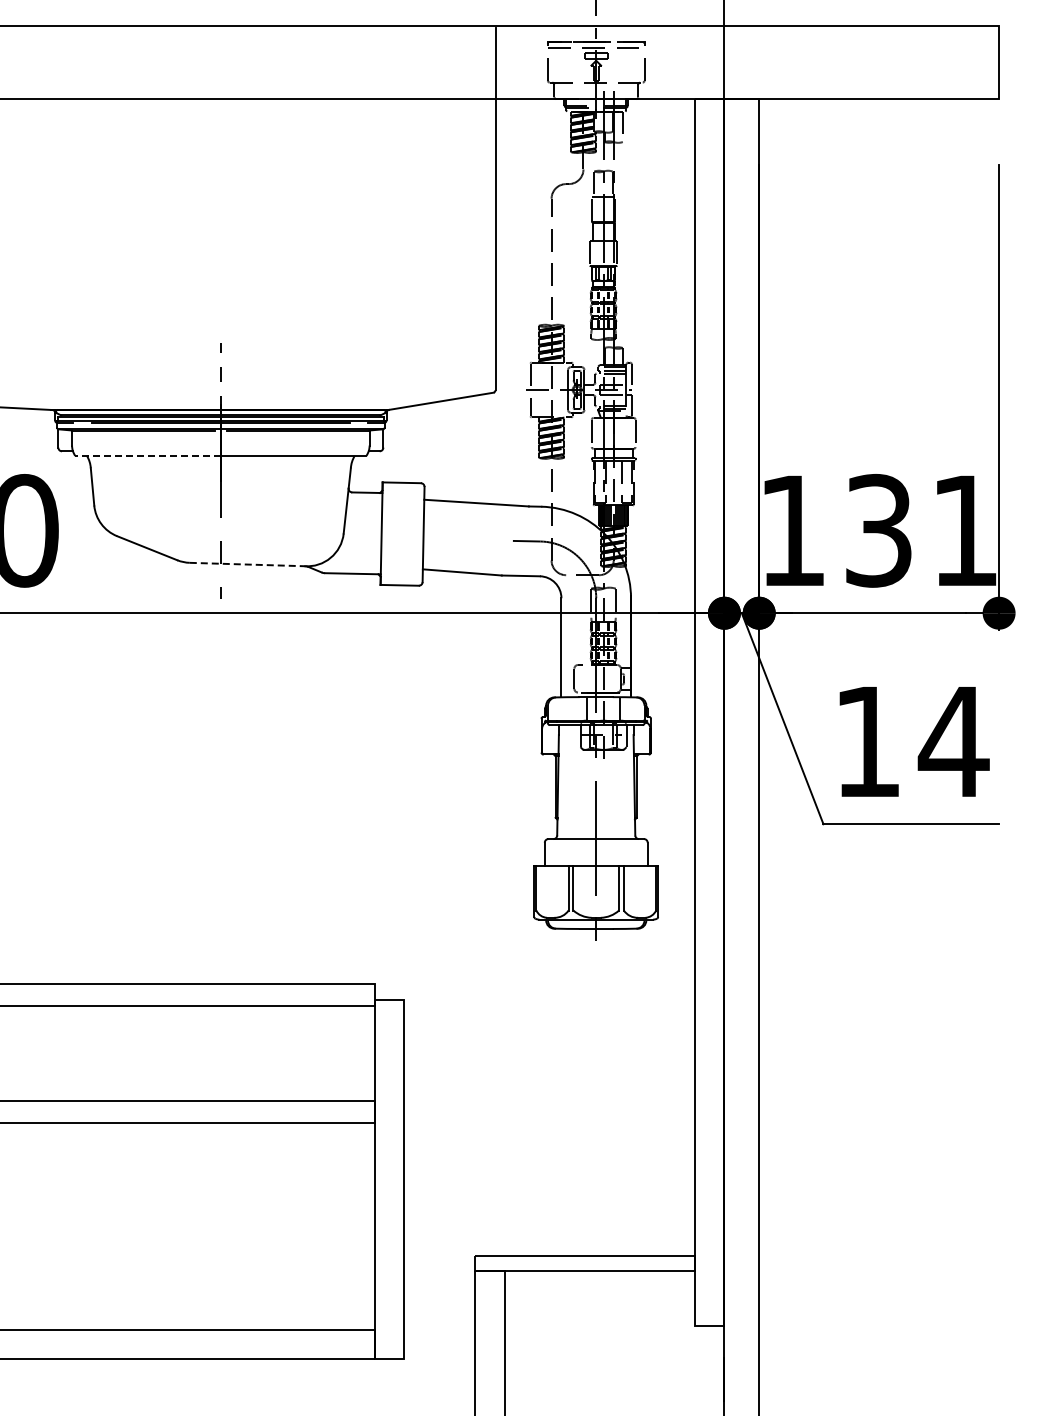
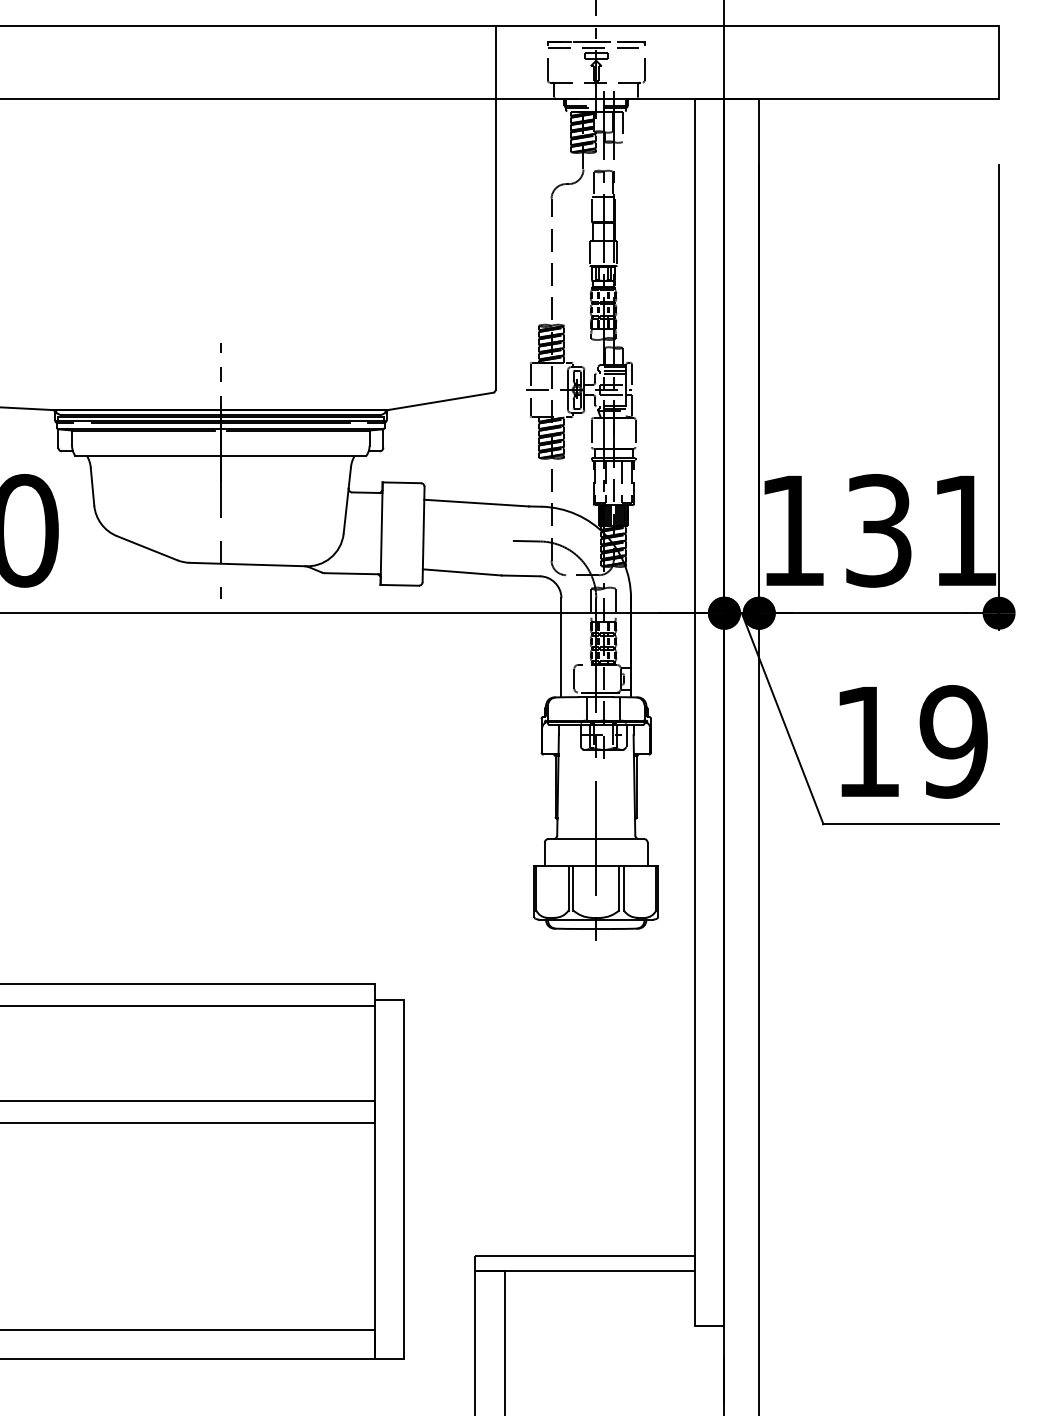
line: dashed -> solid (148, 455)
line: dashed -> solid (247, 564)
text: 14 -> 19 (953, 741)
